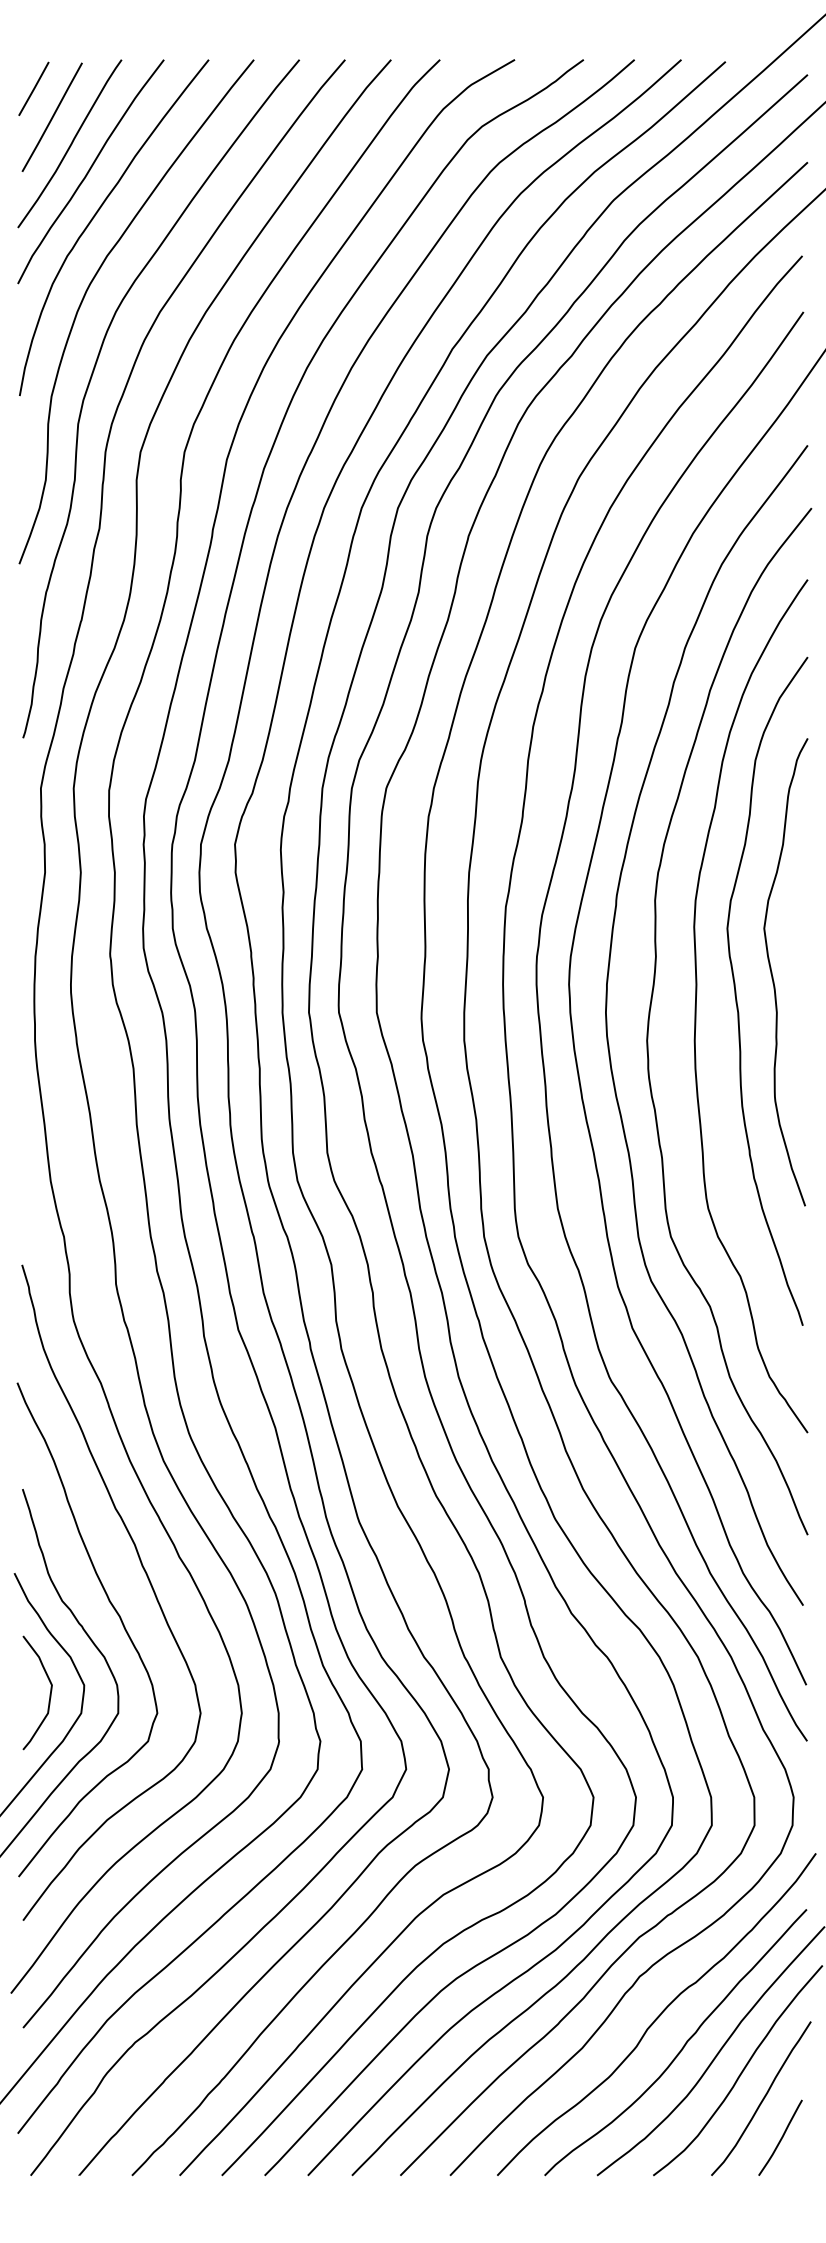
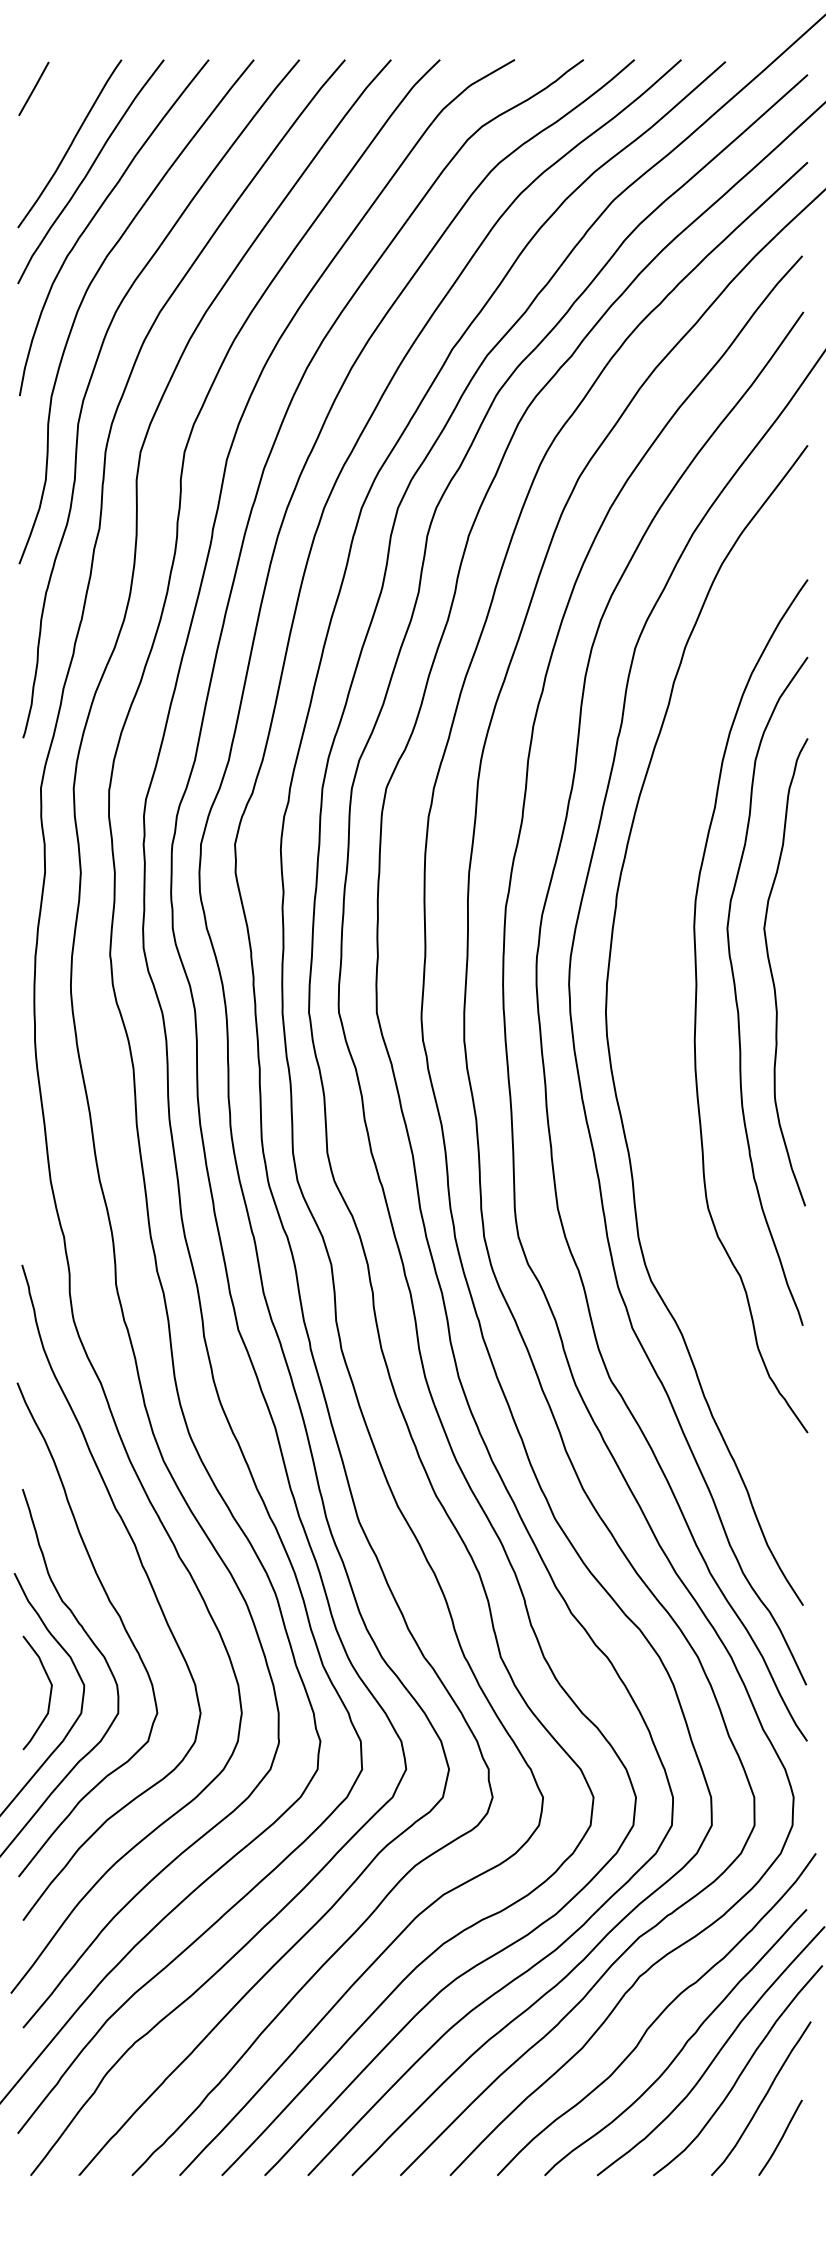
line: present -> none (52, 116)
curve: present -> none (650, 1015)
